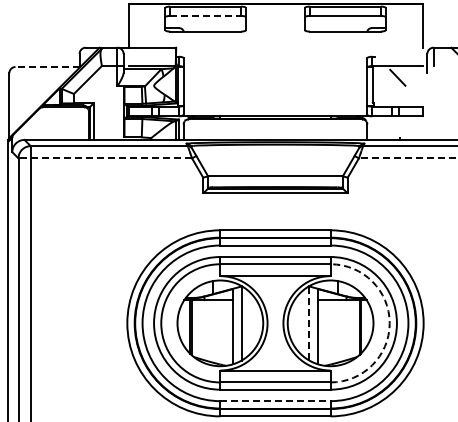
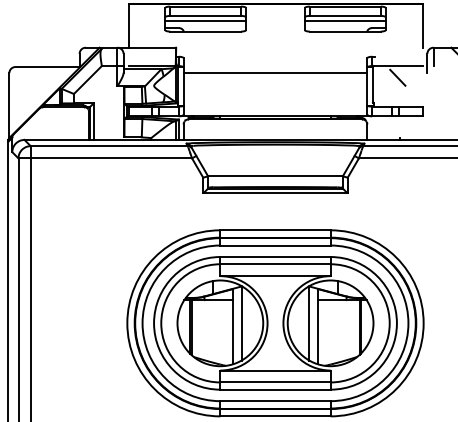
line: dashed -> solid (205, 15)
line: none -> present (205, 20)
line: none -> present (344, 20)
line: dashed -> solid (47, 67)
line: none -> present (275, 73)
line: dashed -> solid (105, 158)
line: dashed -> solid (407, 158)
arc: dashed -> solid (389, 323)
line: dashed -> solid (309, 324)
line: dashed -> solid (275, 401)
